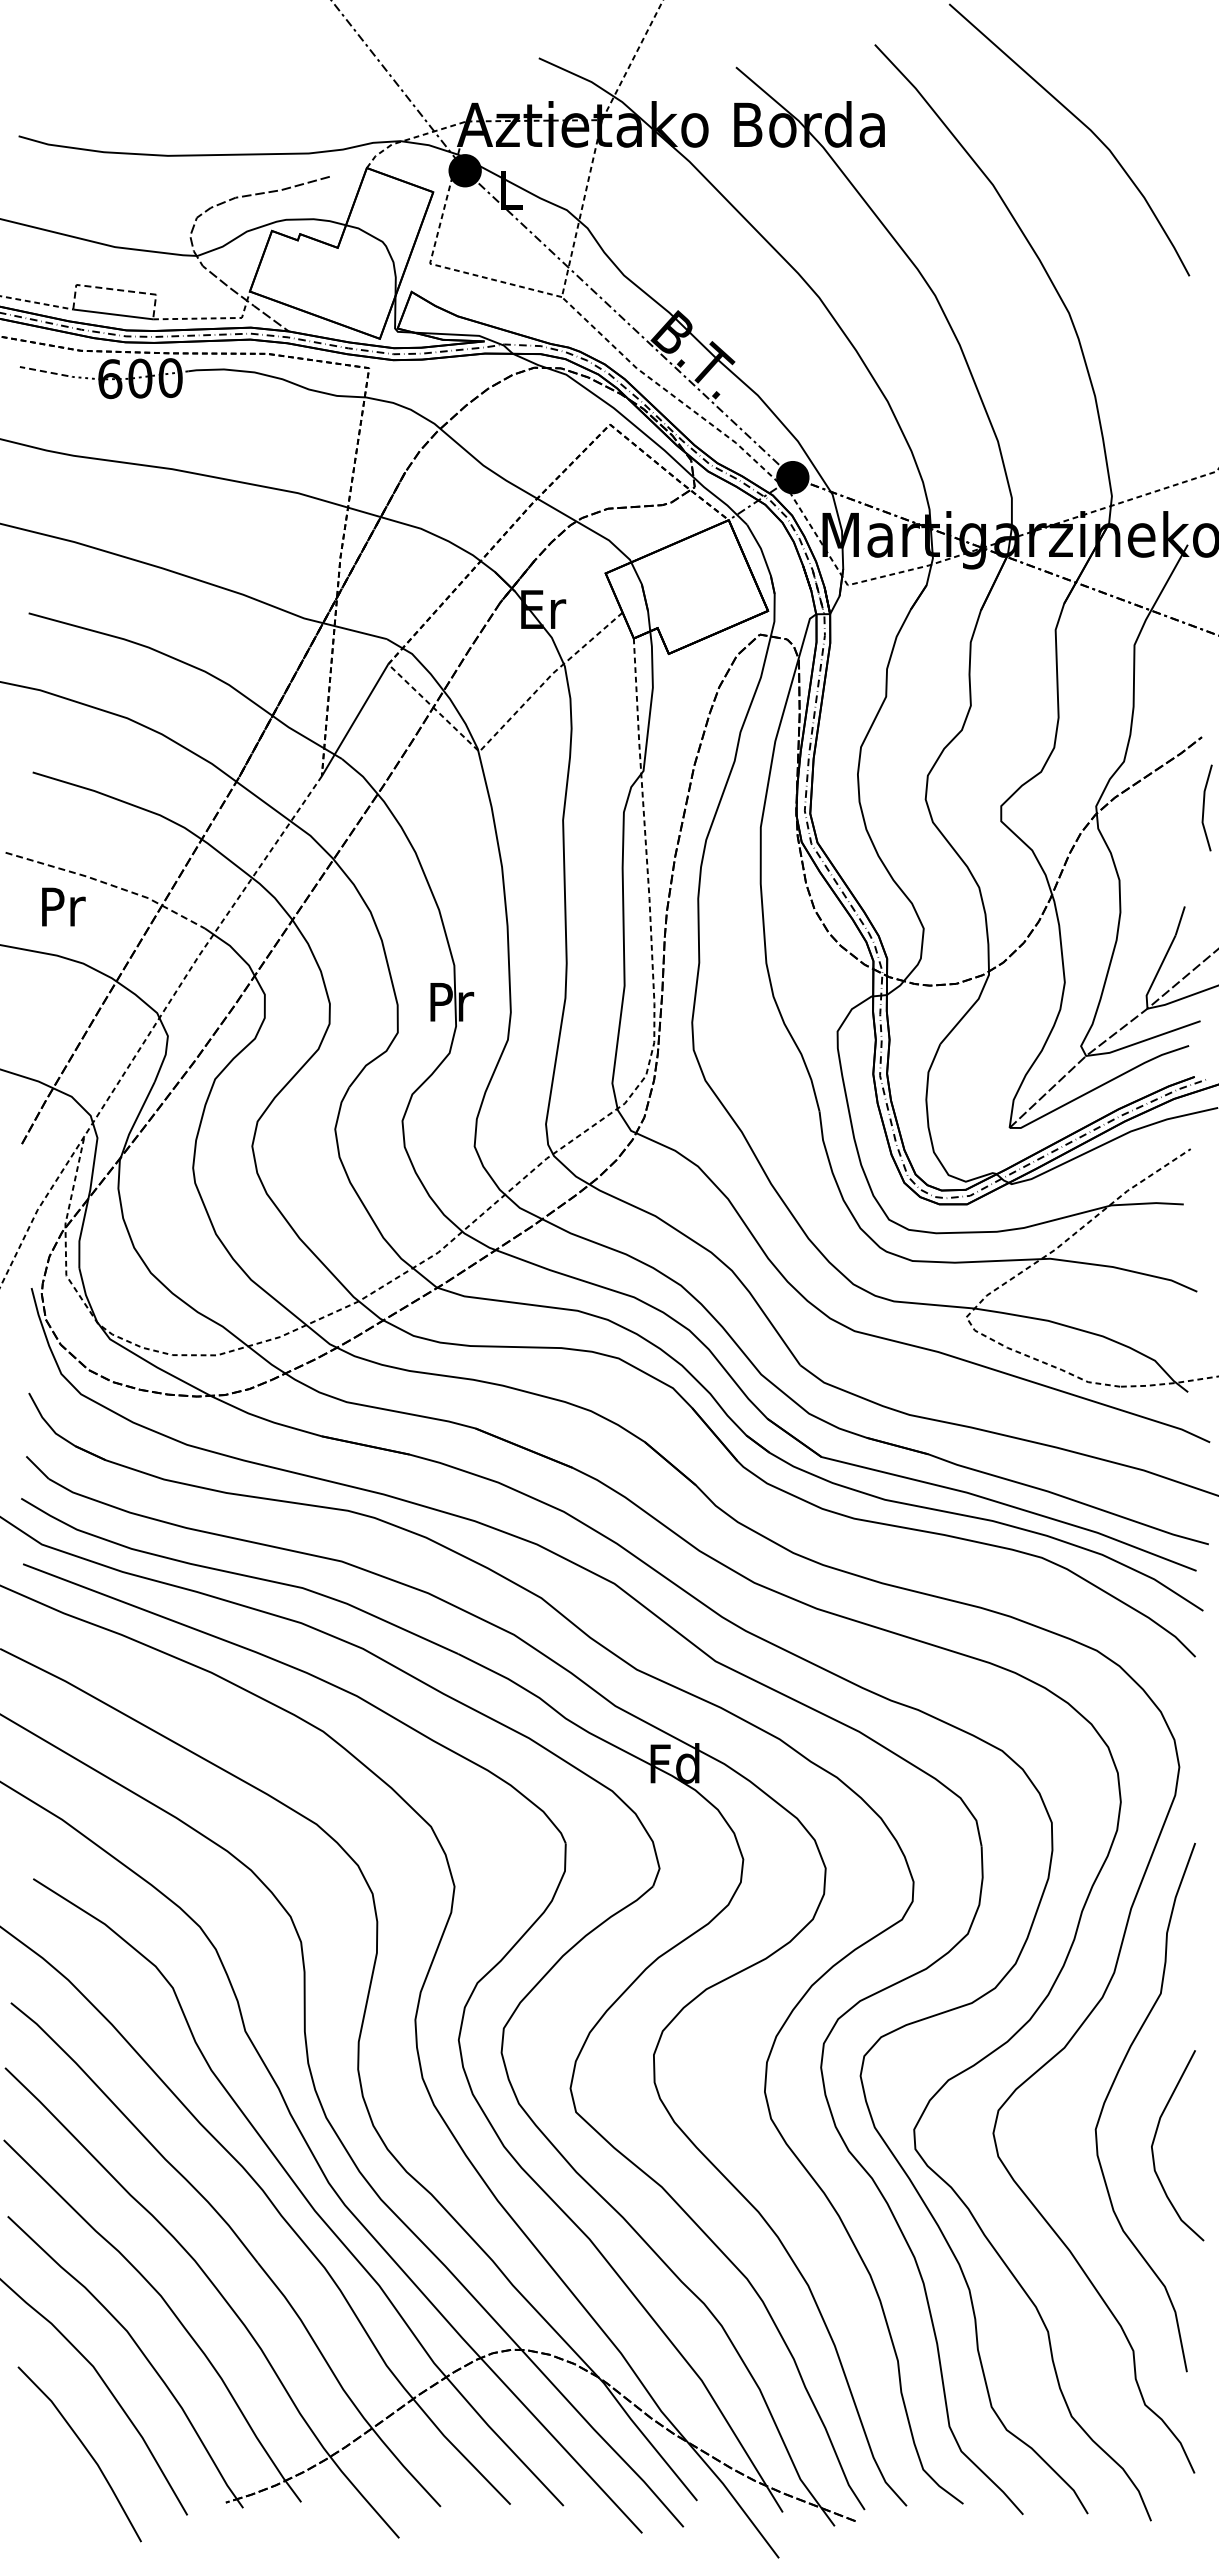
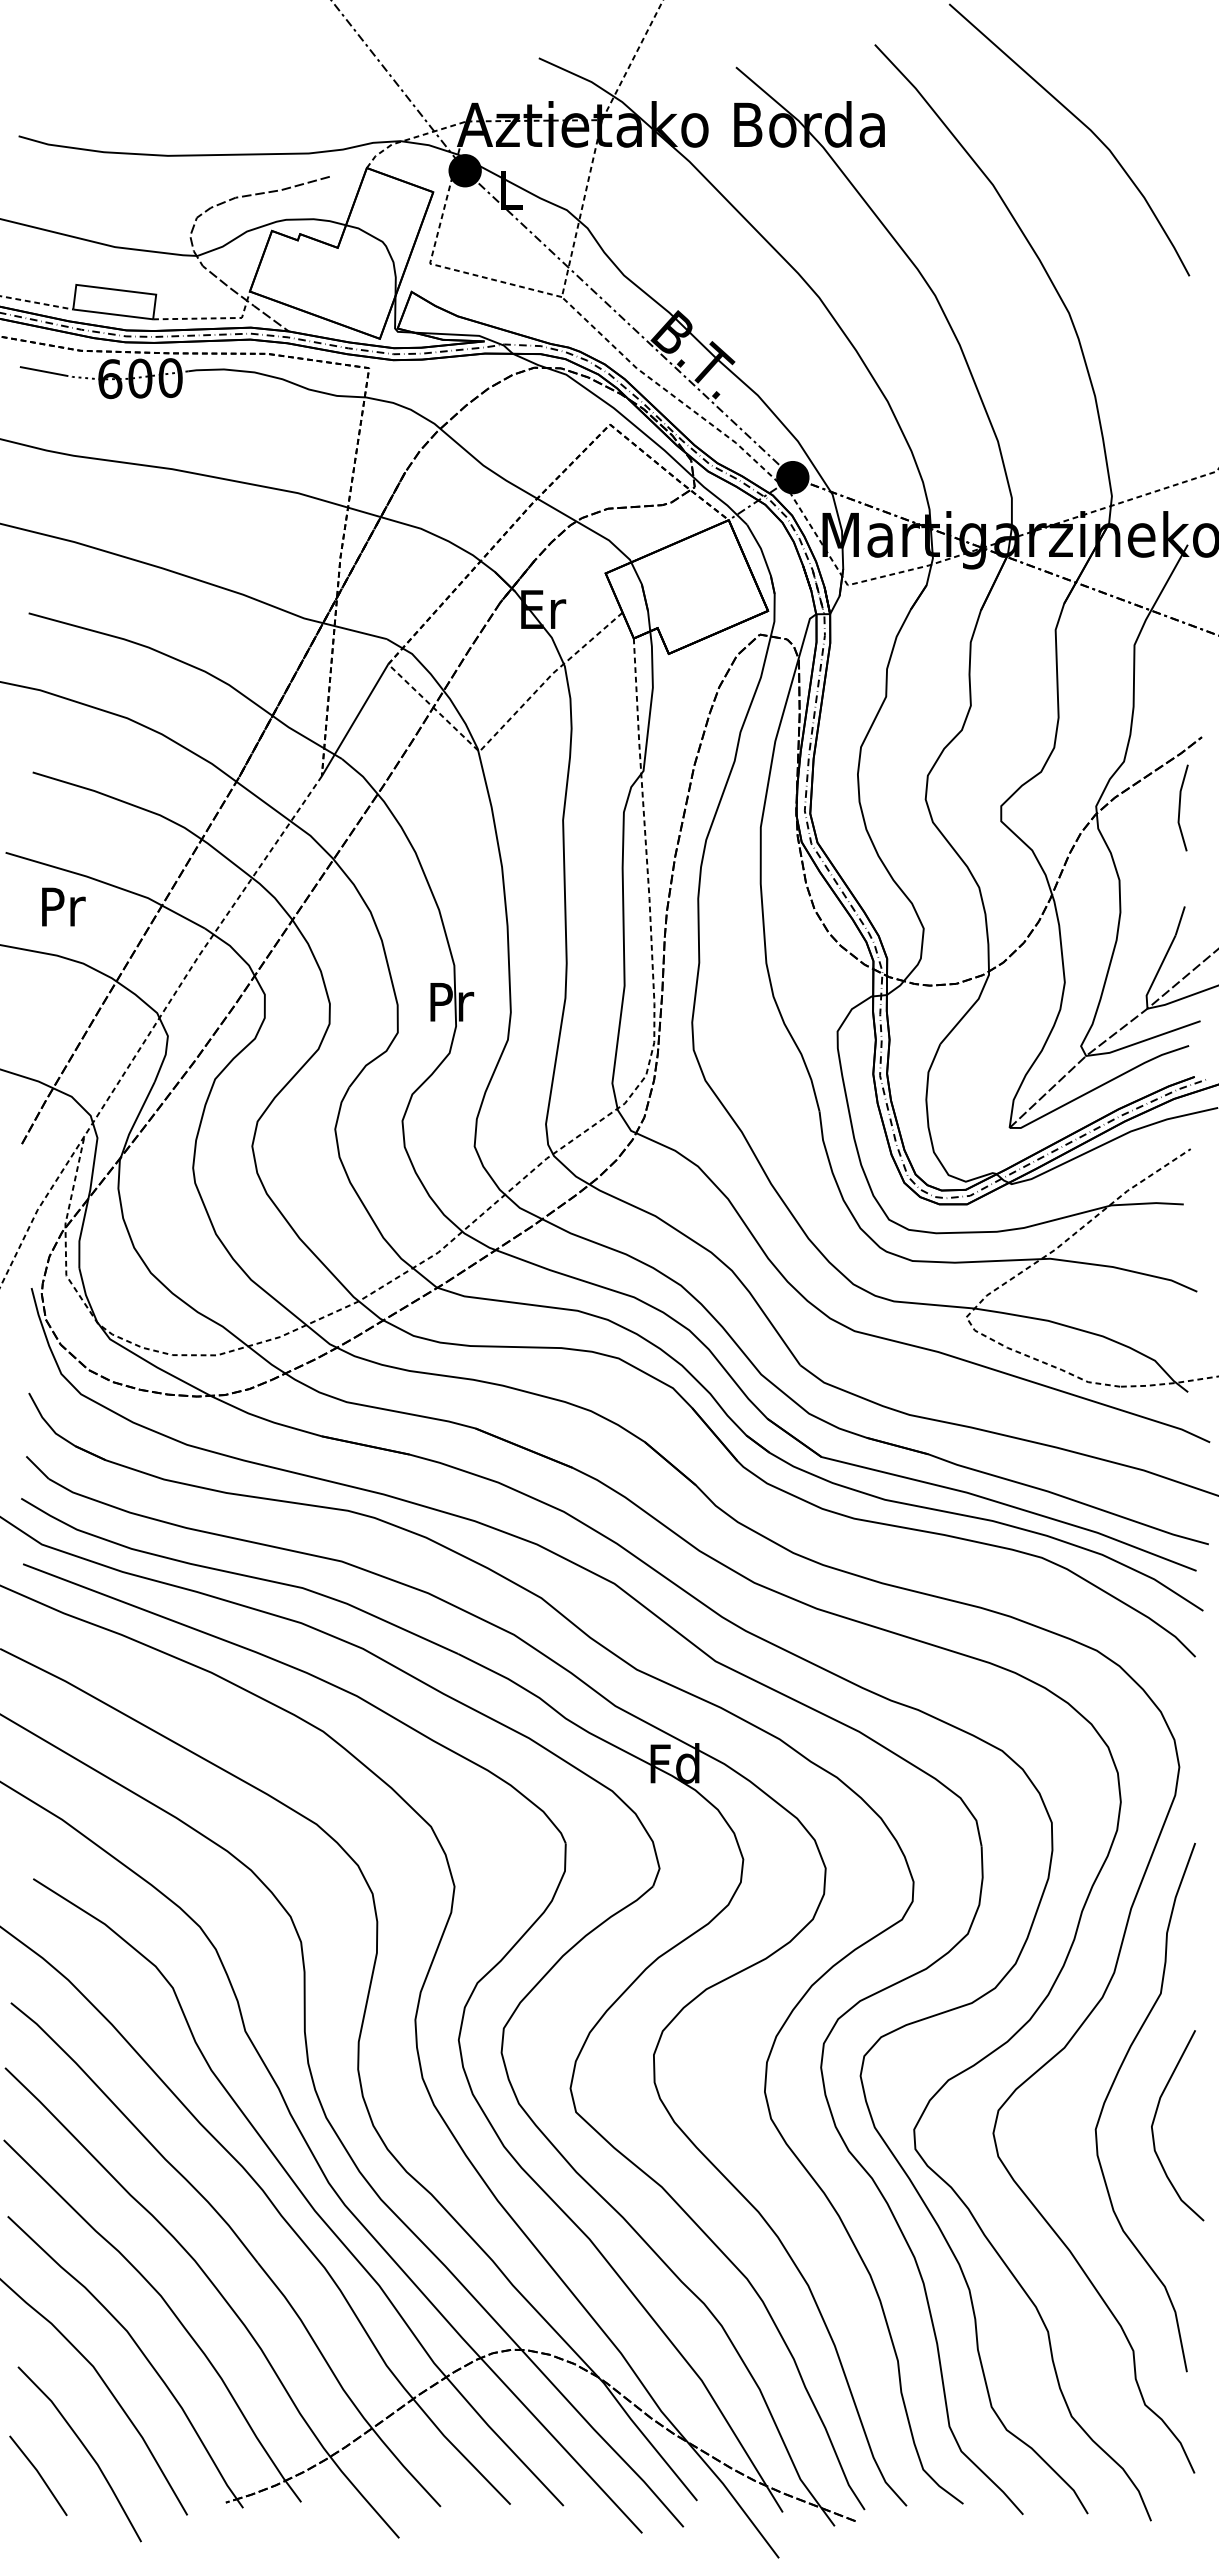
line: dashed -> solid (116, 289)
line: dashed -> solid (44, 371)
line position: (1204, 807) -> (1180, 807) (1180, 807)
line: dashed -> solid (108, 884)
curve position: (1155, 2138) -> (1155, 2118) (1155, 2118)
line: none -> present (38, 2474)
